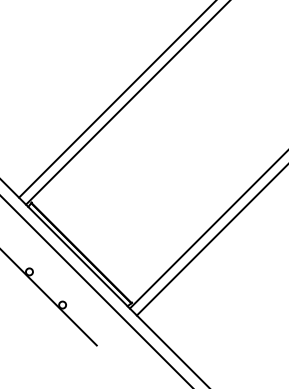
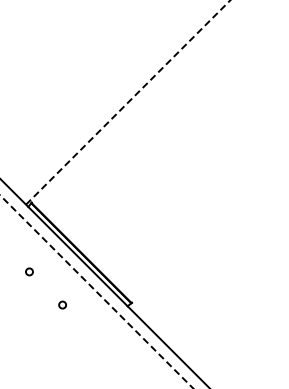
line: present -> none (116, 99)
line: solid -> dashed (128, 102)
line: present -> none (207, 230)
line: present -> none (210, 240)
line: solid -> dashed (97, 292)
line: present -> none (49, 298)
